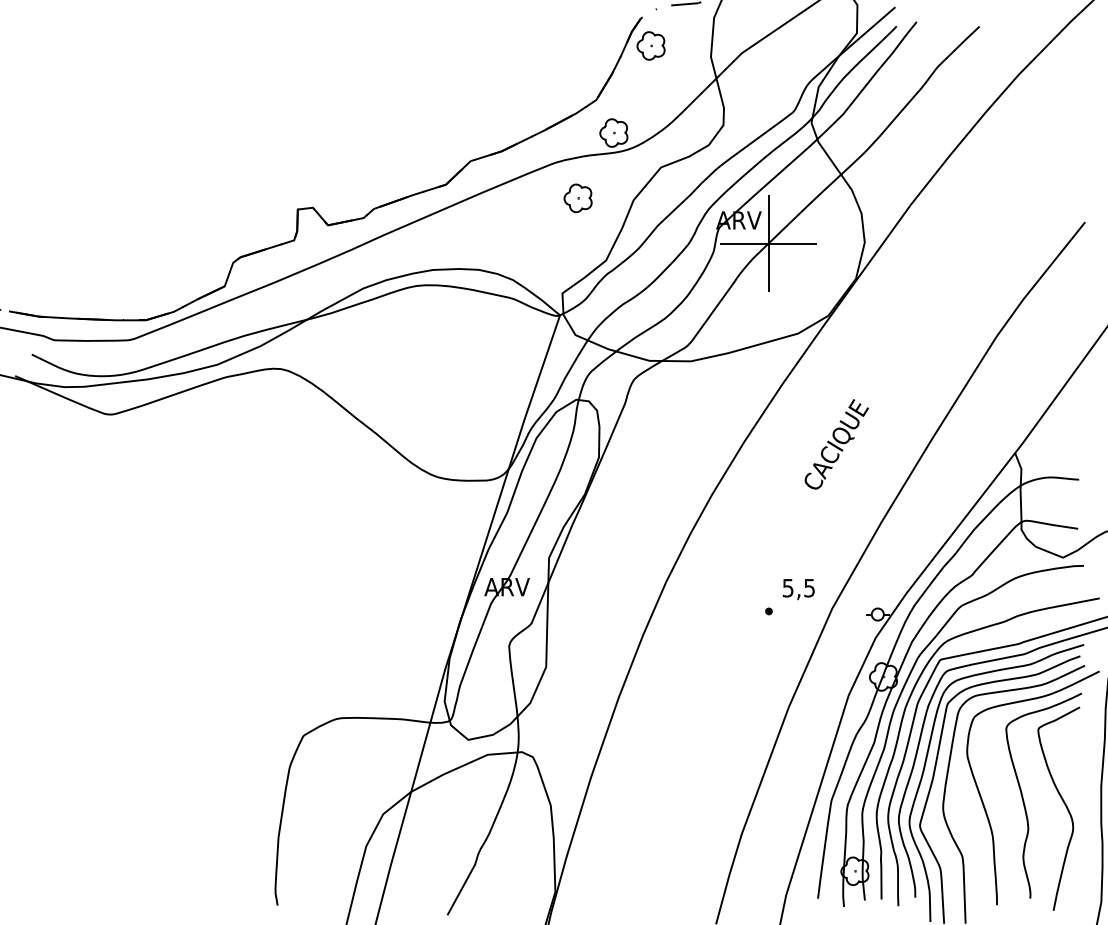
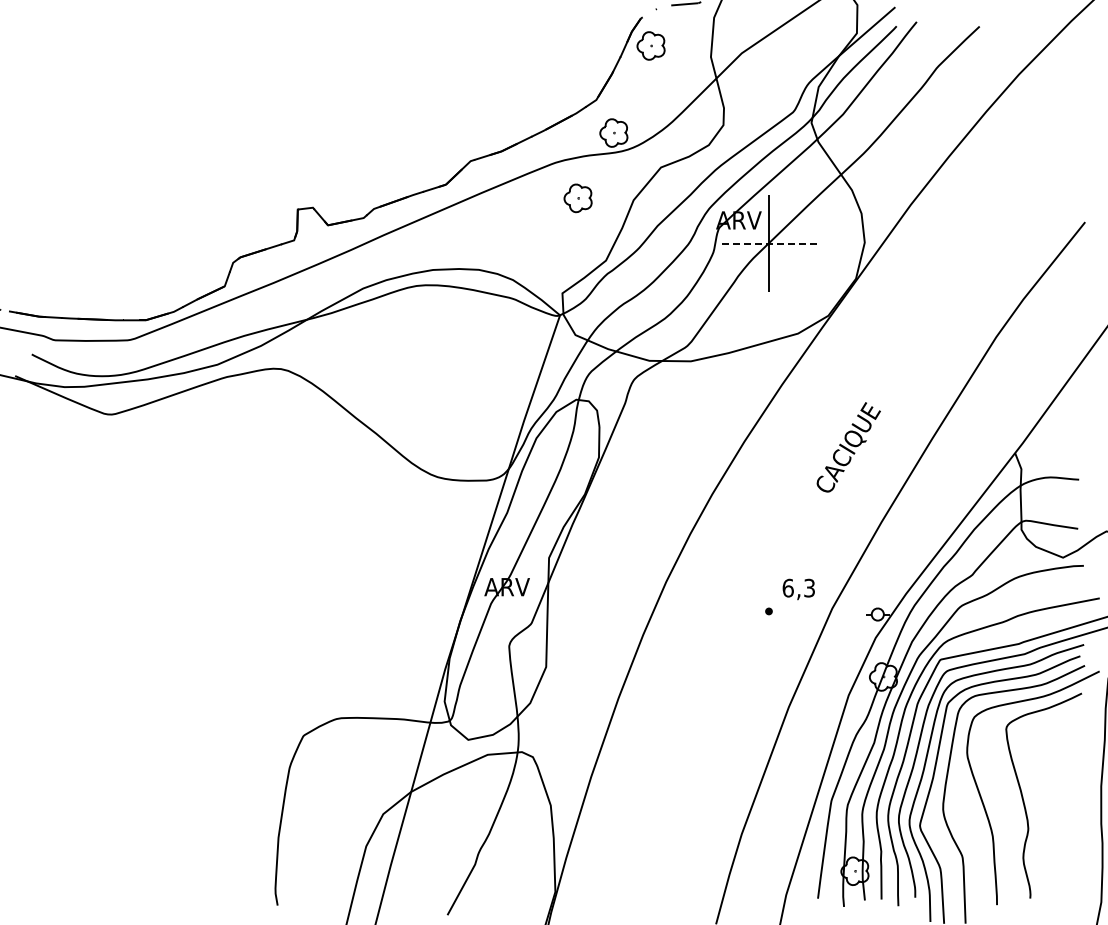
line: solid -> dashed (768, 243)
text position: (836, 444) -> (848, 447) (848, 447)
text: 5,5 -> 6,3 (798, 587)
curve: present -> none (1064, 805)
